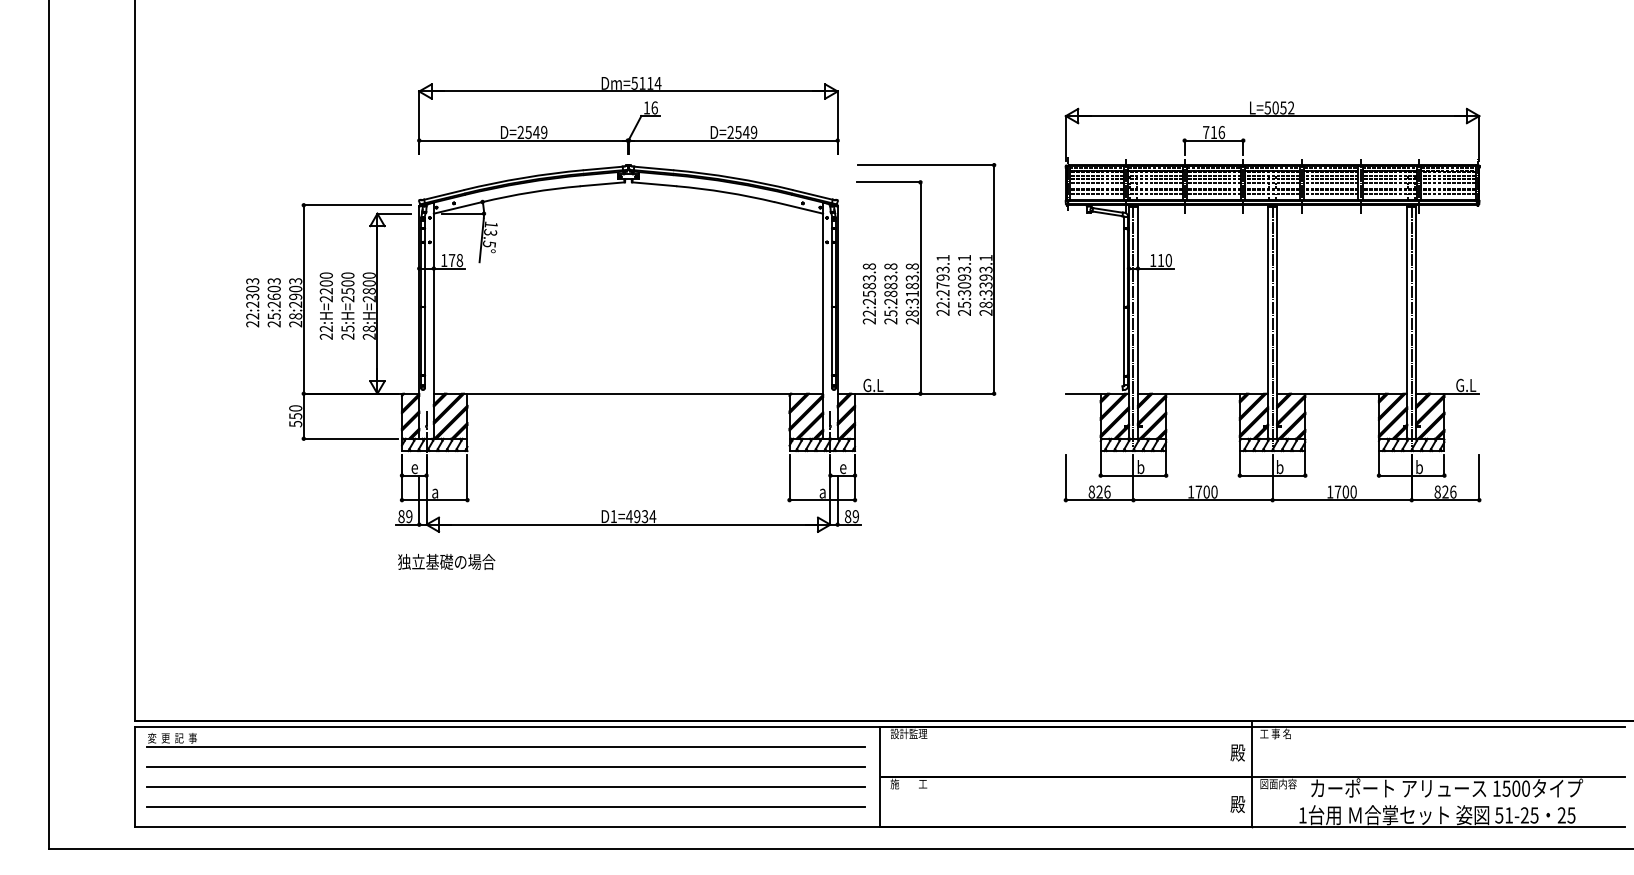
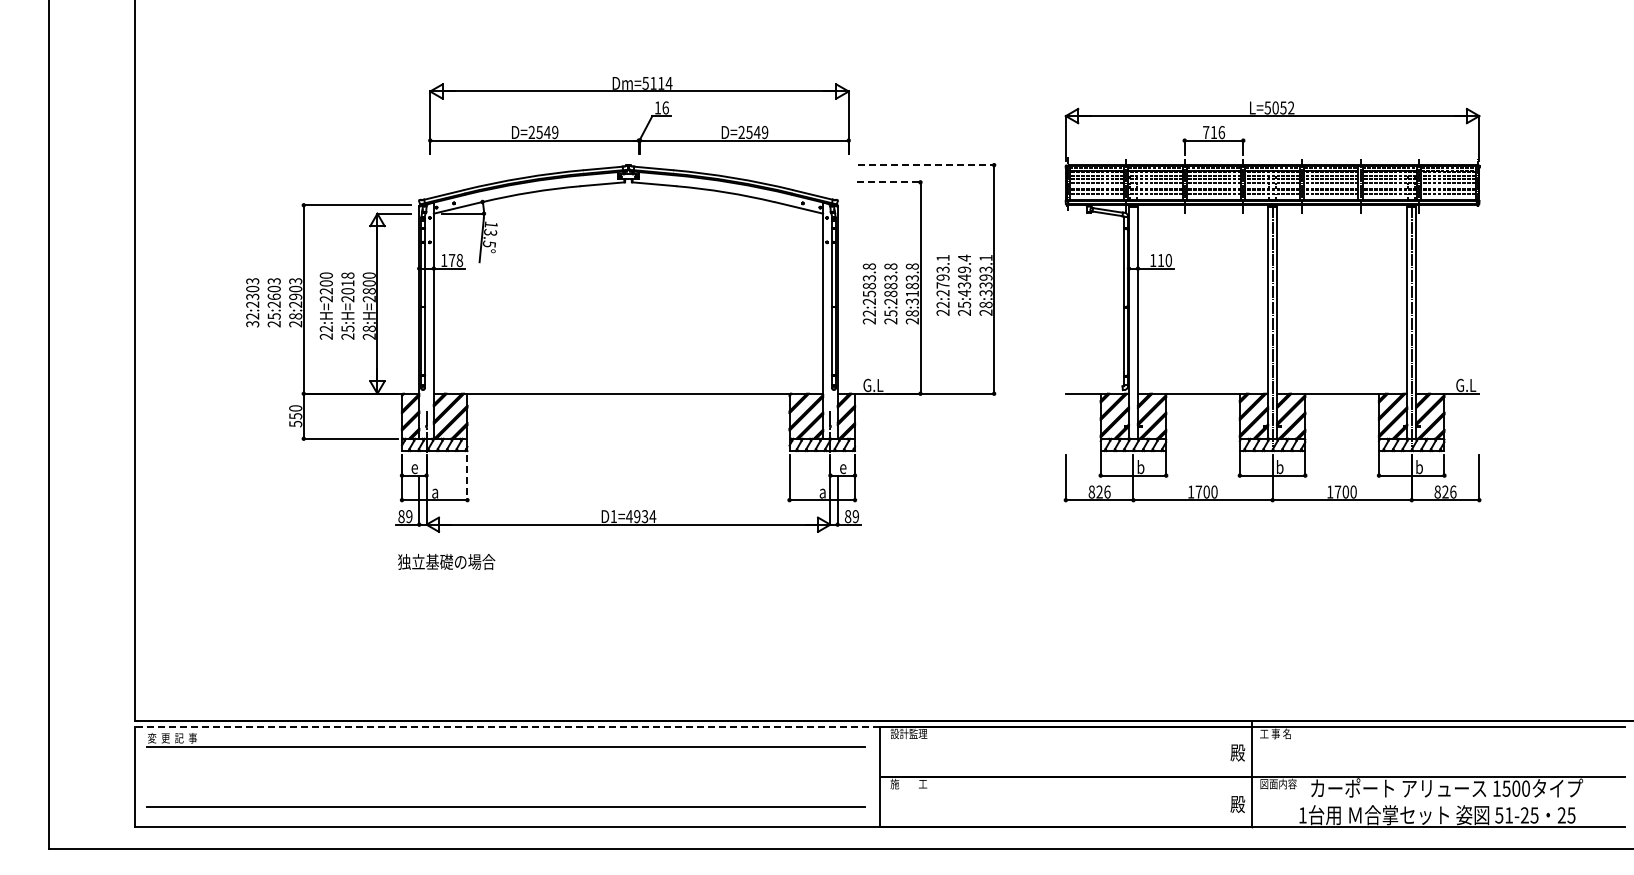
part position: (628, 115) -> (639, 115) (639, 115)
line: solid -> dashed (926, 165)
line: solid -> dashed (889, 182)
text: 25:3093.1 -> 25:4349.4 (964, 275)
text: 25:H=2500 -> 25:H=2018 (347, 283)
text: 22:2303 -> 32:2303 (253, 324)
line: present -> none (1133, 325)
line: solid -> dashed (467, 477)
line: solid -> dashed (506, 726)
line: present -> none (506, 766)
line: present -> none (506, 787)
